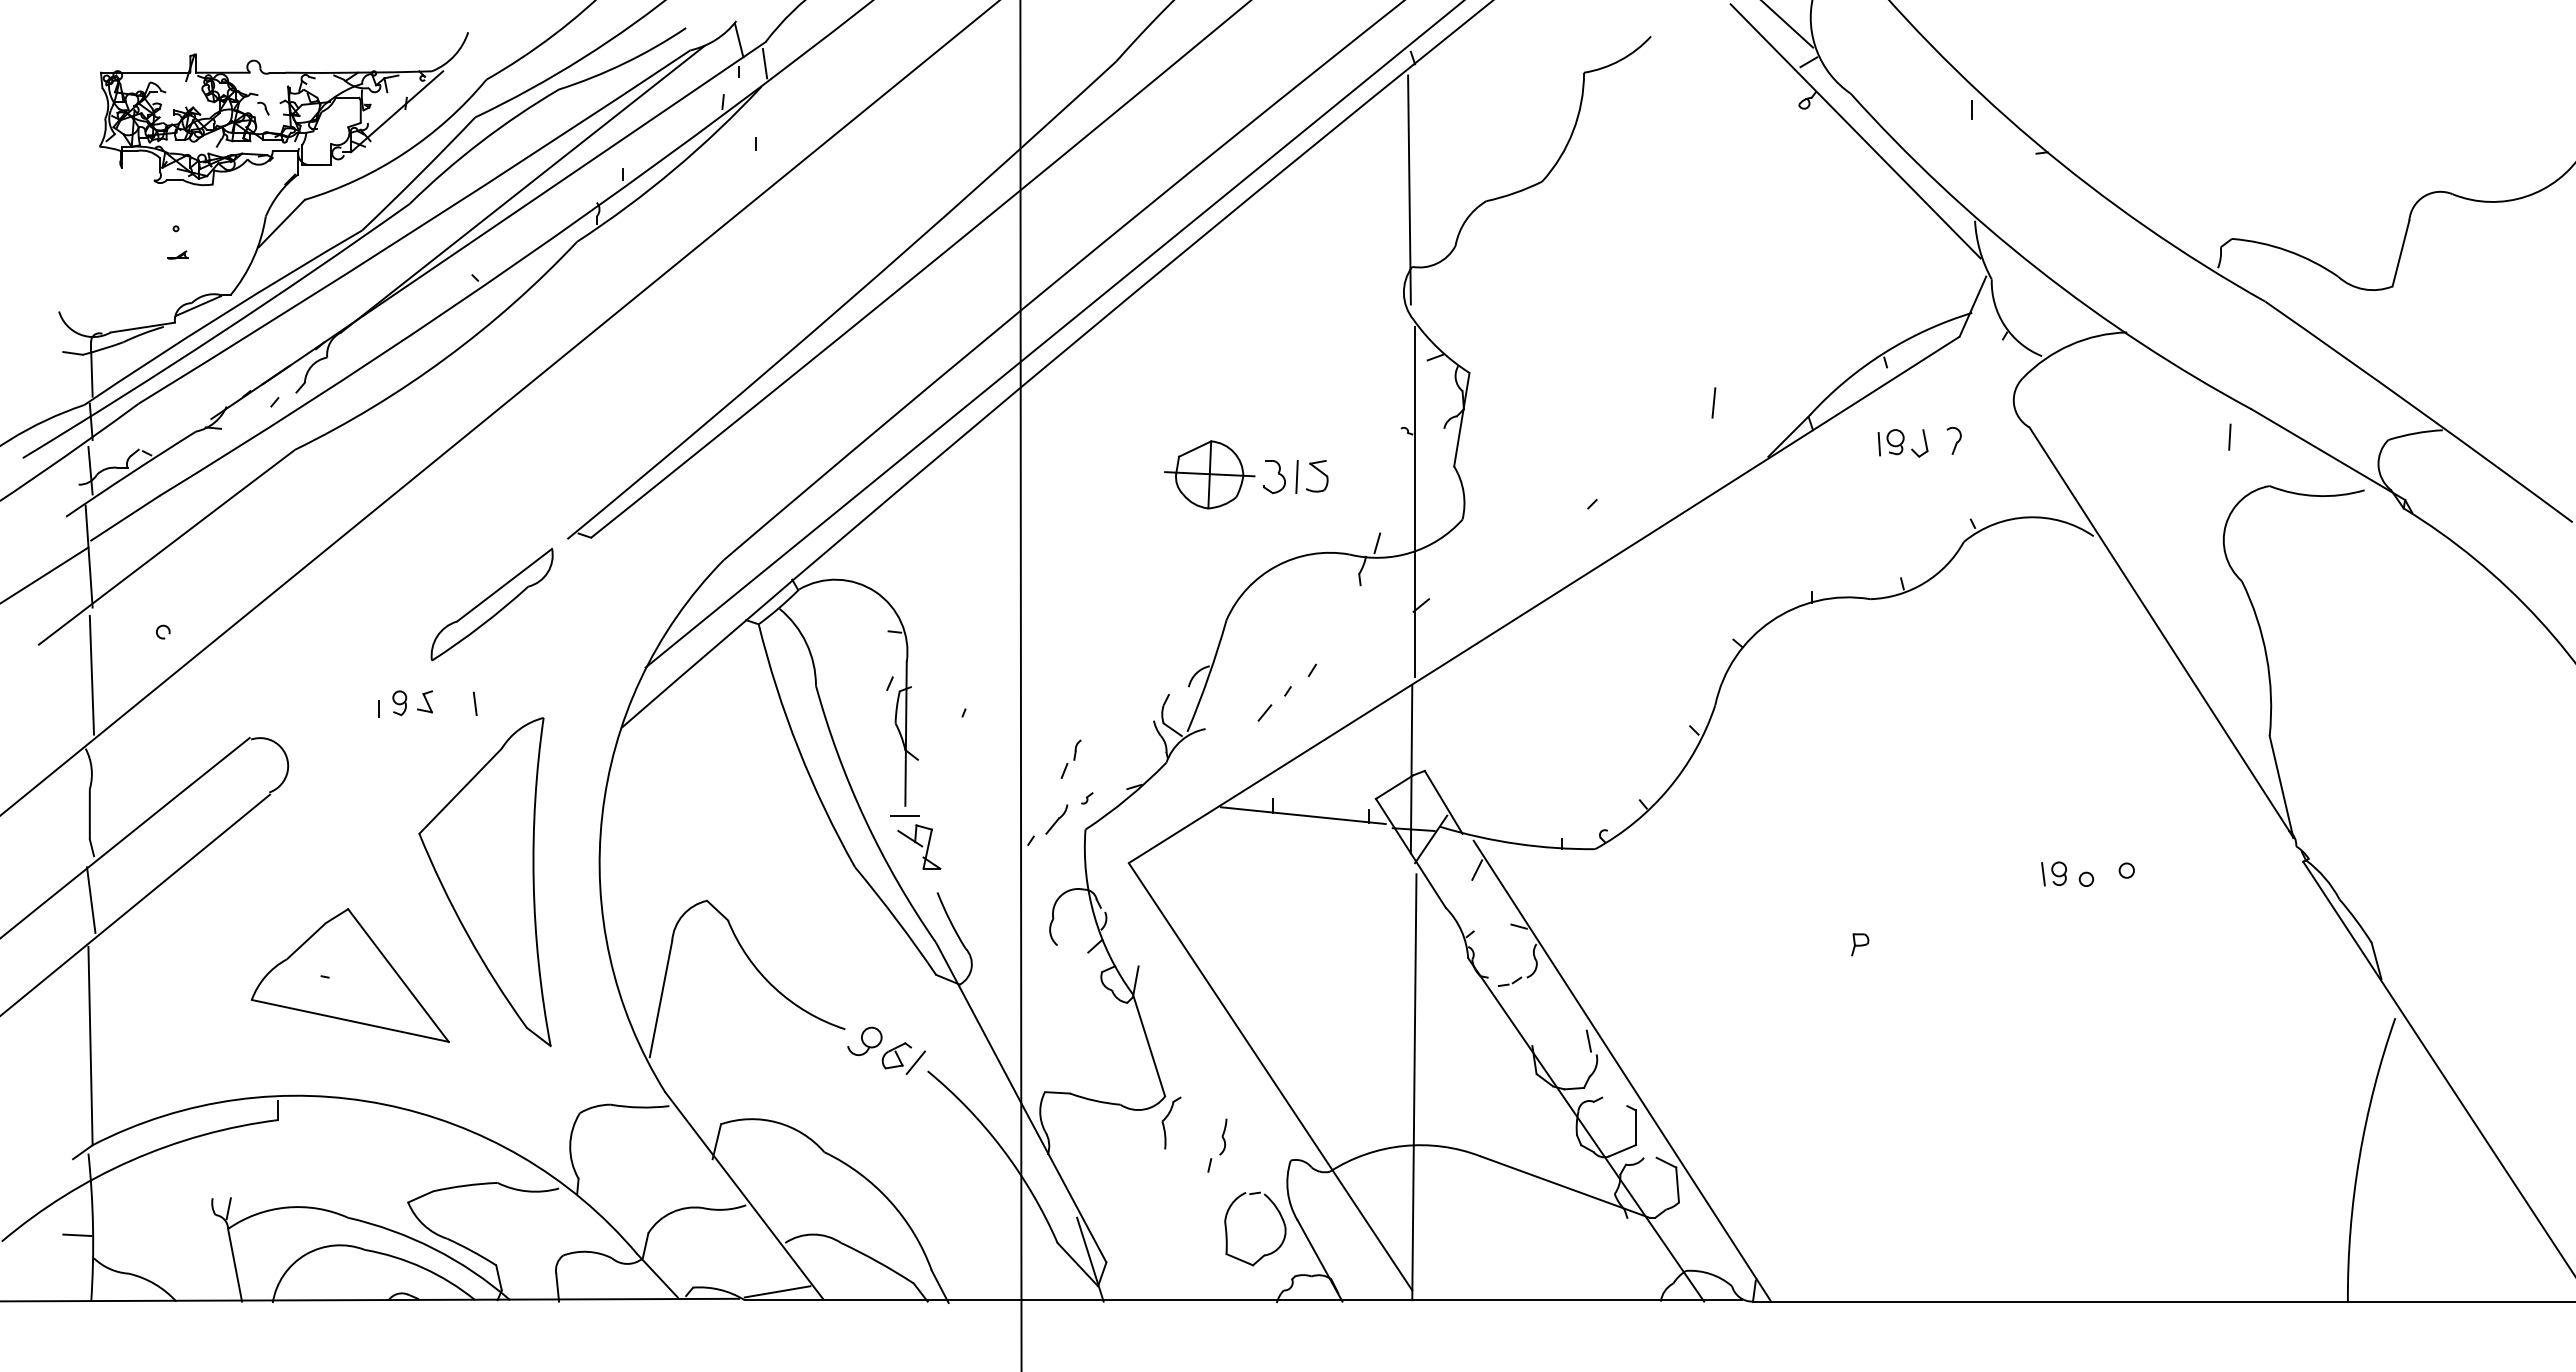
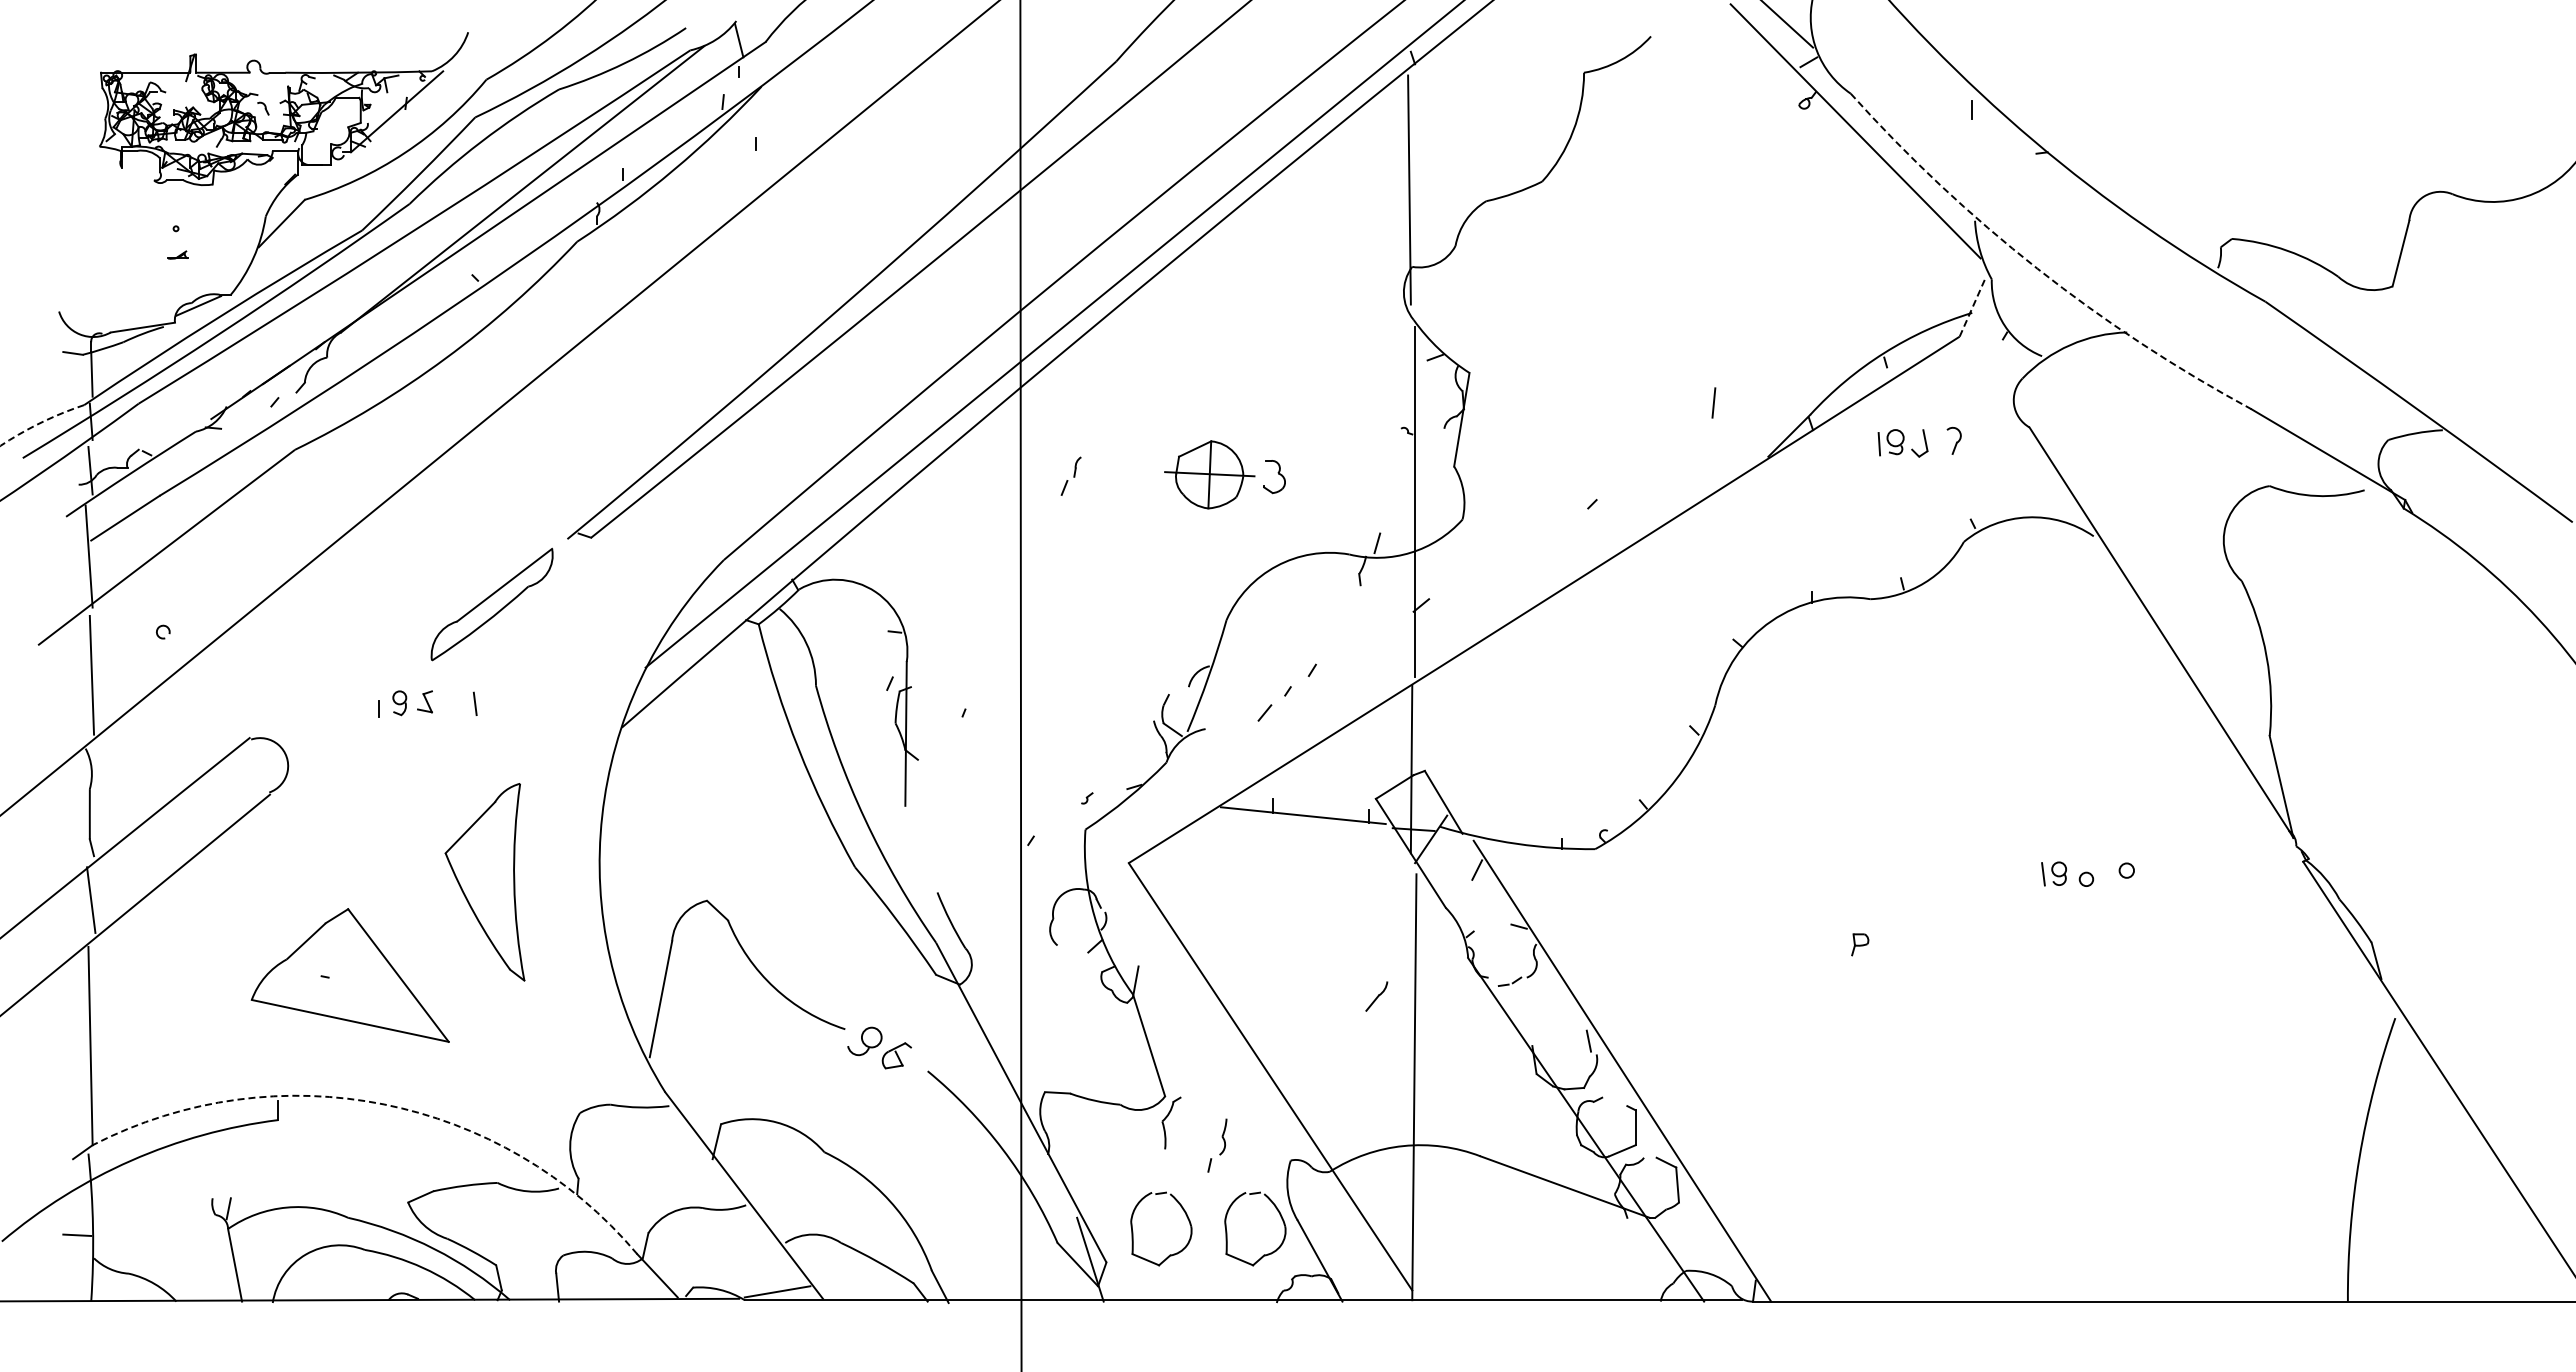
line: present -> none (764, 63)
arc: solid -> dashed (2037, 268)
line: solid -> dashed (1972, 306)
arc: solid -> dashed (40, 422)
line: present -> none (2229, 436)
line: present -> none (1296, 476)
part: present -> none (1317, 476)
line: present -> none (45, 574)
part position: (1070, 758) -> (1070, 475) (1070, 475)
line: present -> none (905, 815)
part position: (1056, 819) -> (1376, 996) (1376, 996)
part: present -> none (919, 846)
part size: 134x331 px -> 82x199 px (484, 882)
line: present -> none (915, 1062)
arc: solid -> dashed (383, 1104)
part: none -> present (1169, 1254)
